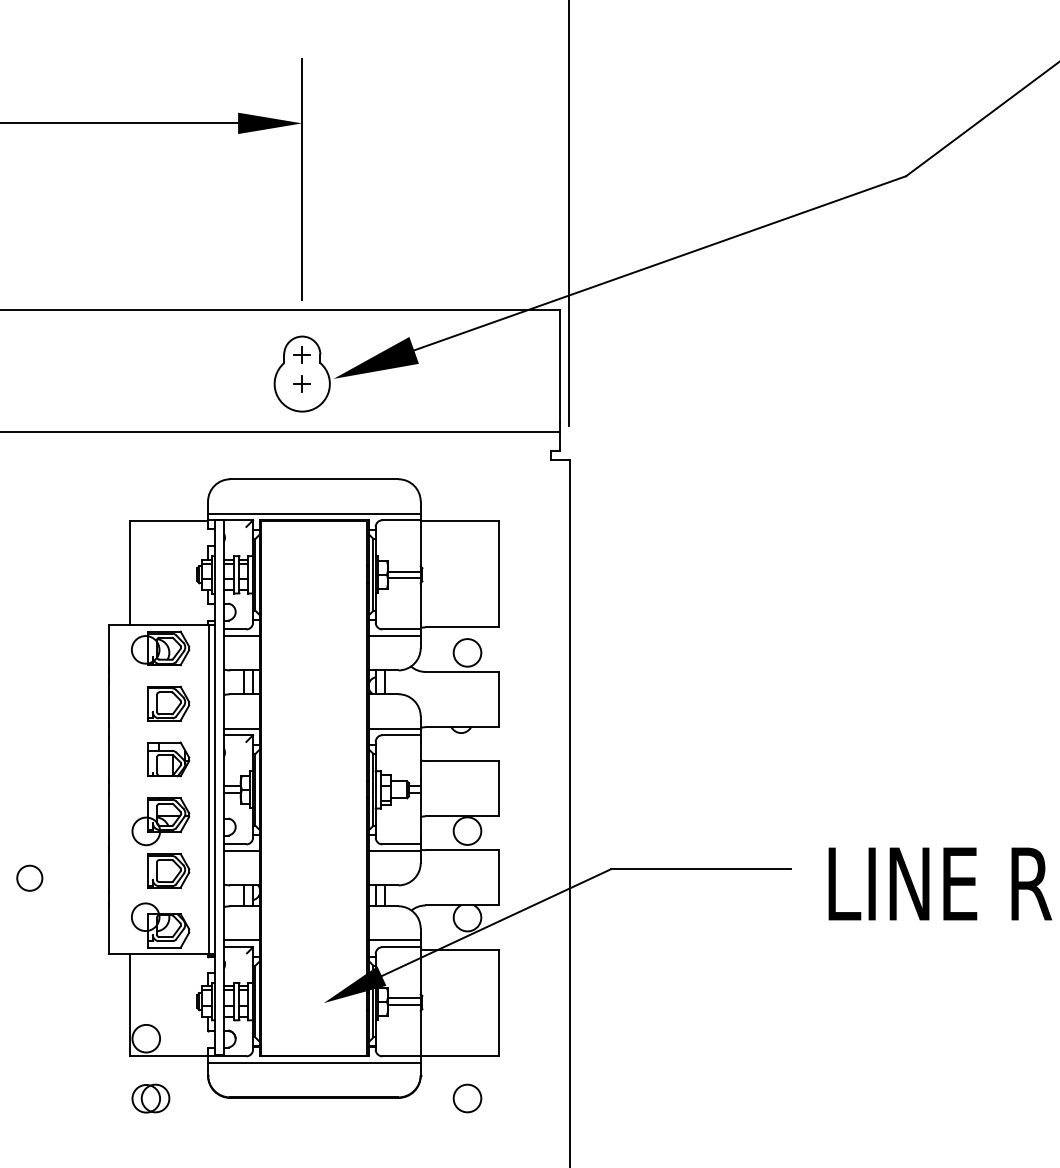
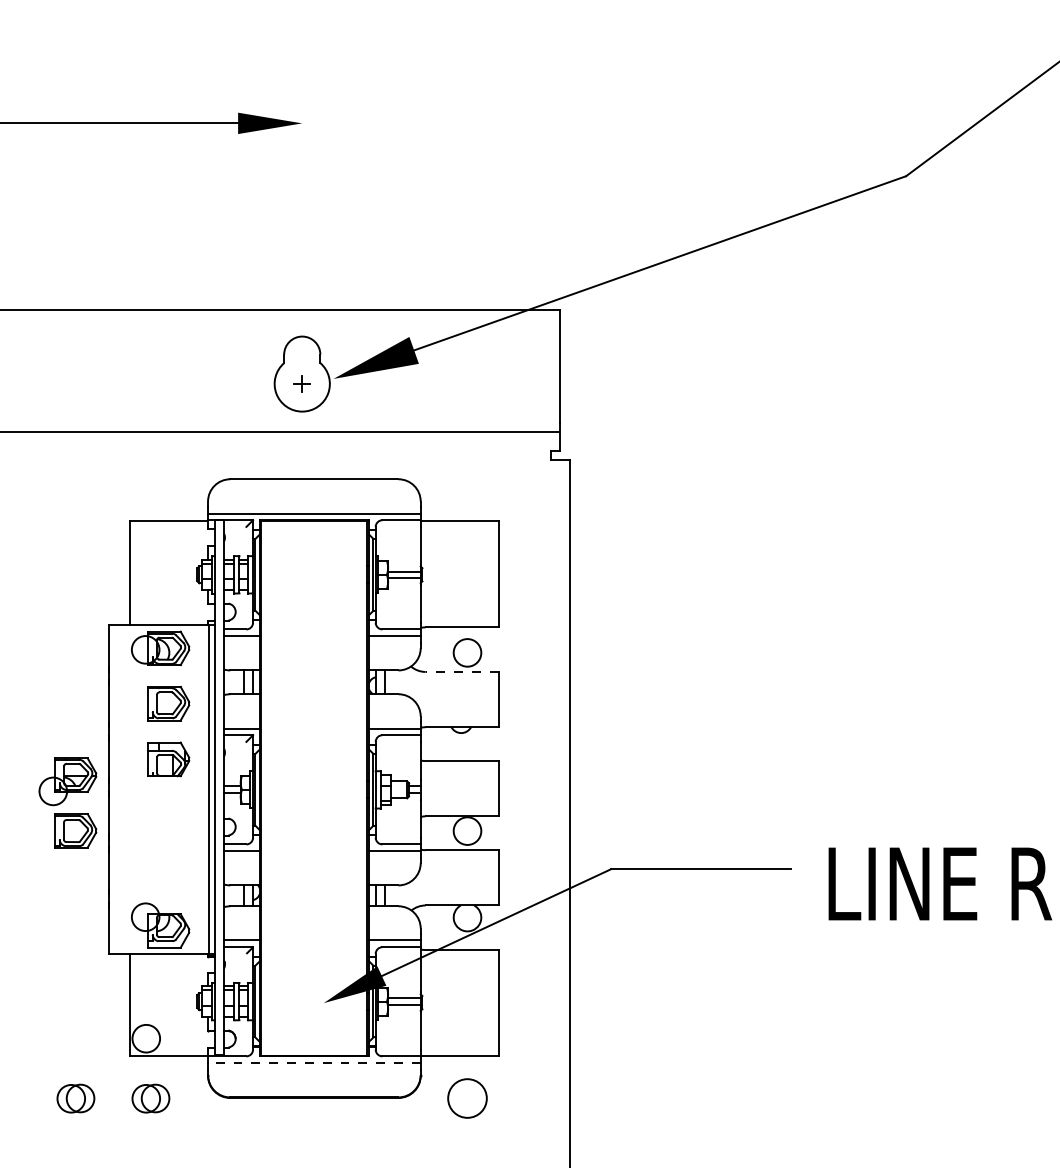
line: present -> none (302, 179)
line: present -> none (569, 213)
part: present -> none (301, 354)
line: solid -> dashed (462, 671)
part position: (160, 842) -> (67, 802) (67, 802)
circle: present -> none (29, 877)
line: solid -> dashed (313, 1063)
part: none -> present (75, 1098)
circle diameter: 28 px -> 39 px (467, 1098)
